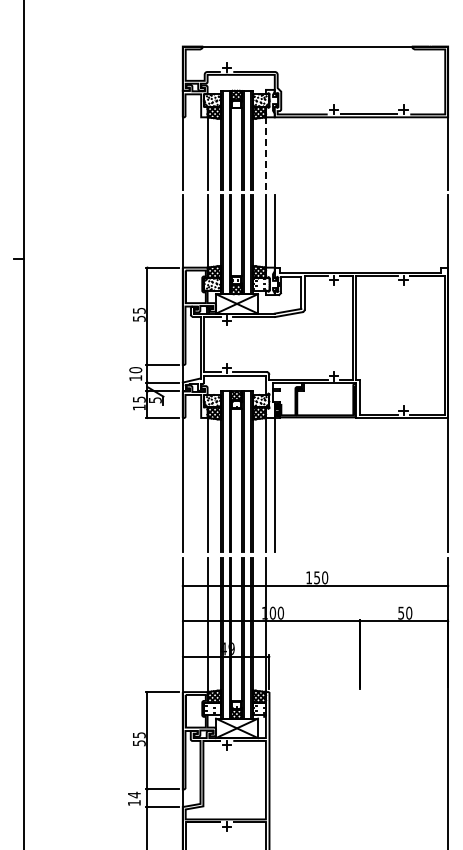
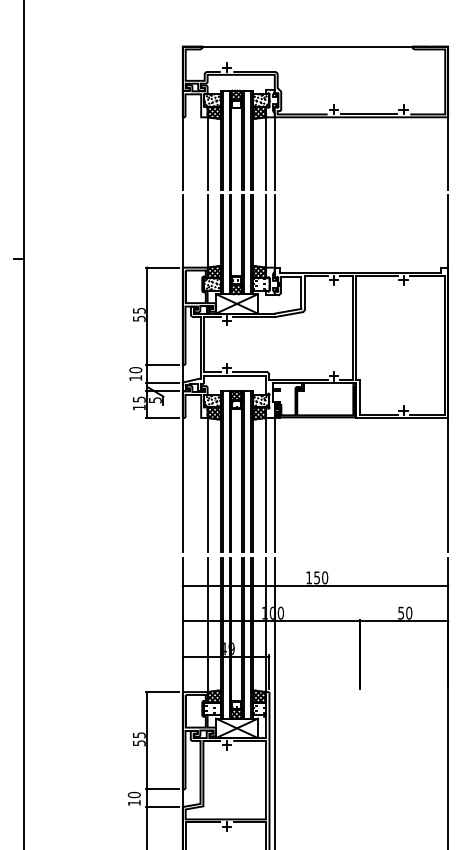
line: none -> present (274, 152)
line: dashed -> solid (265, 153)
line: none -> present (274, 701)
text: 14 -> 10 (133, 794)
